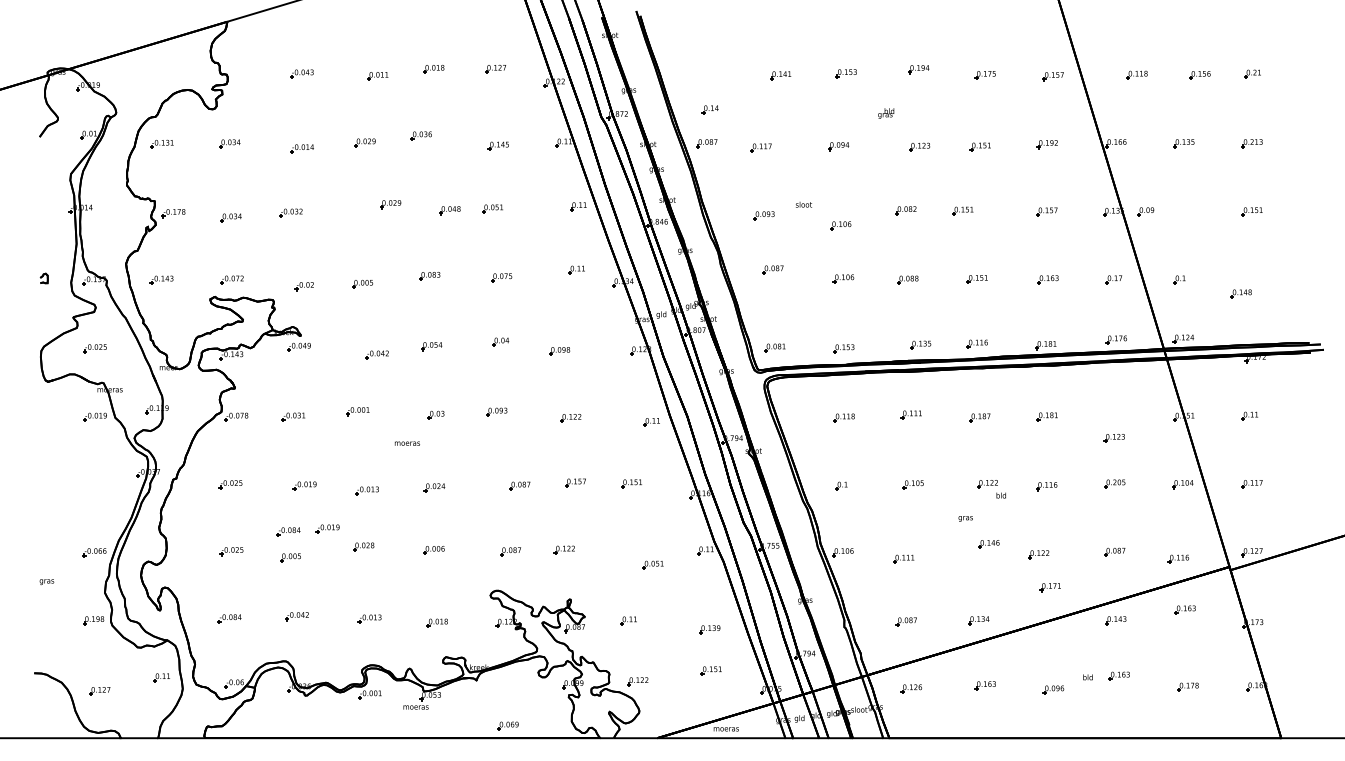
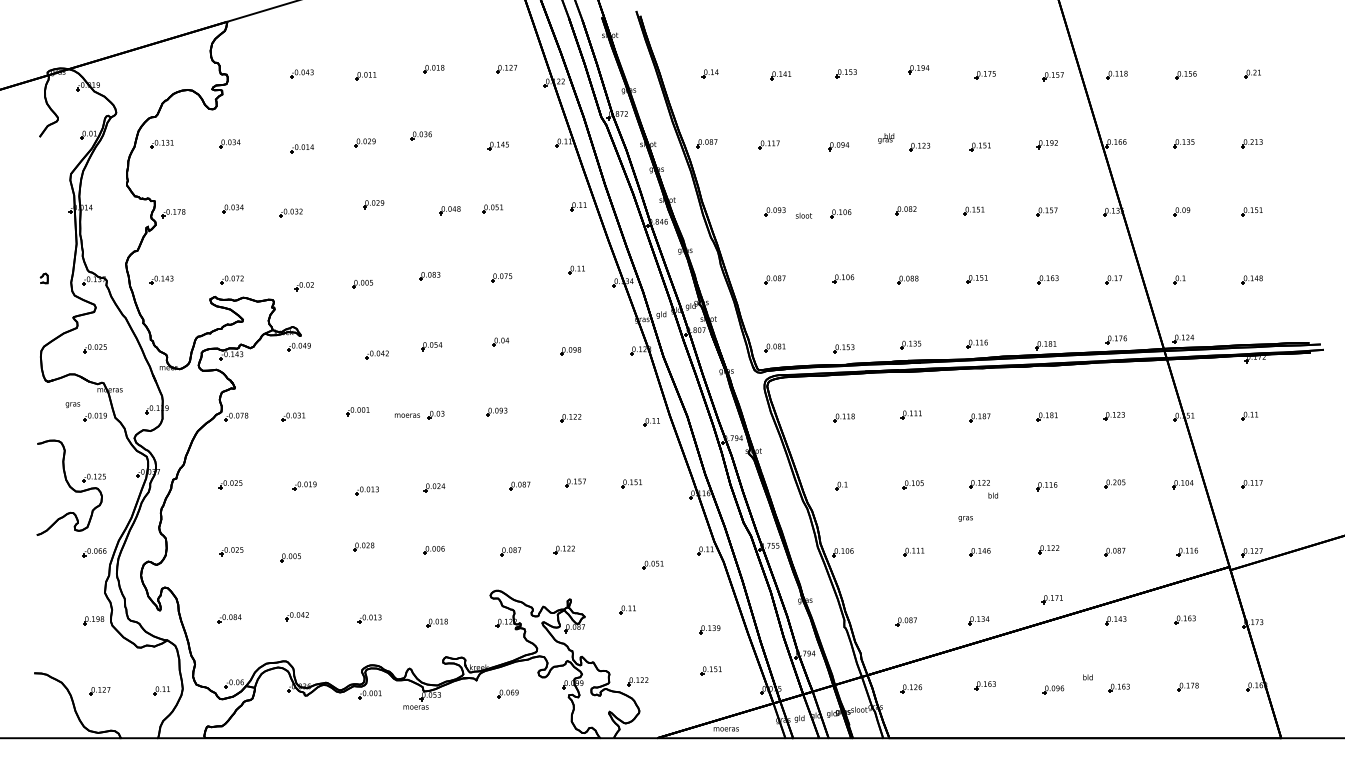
part position: (495, 69) -> (506, 69) (506, 69)
part position: (1136, 74) -> (1116, 74) (1116, 74)
part position: (1199, 75) -> (1185, 75) (1185, 75)
part position: (377, 76) -> (365, 76) (365, 76)
part position: (709, 109) -> (709, 73) (709, 73)
text position: (886, 113) -> (886, 138) (886, 138)
part position: (760, 147) -> (768, 144) (768, 144)
part position: (390, 204) -> (373, 204) (373, 204)
text position: (803, 204) -> (803, 215) (803, 215)
part position: (962, 210) -> (973, 210) (973, 210)
part position: (1145, 211) -> (1181, 211) (1181, 211)
part position: (763, 215) -> (774, 211) (774, 211)
part position: (230, 217) -> (232, 208) (232, 208)
part position: (840, 225) -> (840, 213) (840, 213)
part position: (772, 269) -> (774, 279) (774, 279)
part position: (1240, 293) -> (1251, 279) (1251, 279)
part position: (920, 344) -> (910, 344) (910, 344)
part position: (559, 351) -> (570, 351) (570, 351)
part position: (1113, 438) -> (1113, 416) (1113, 416)
text position: (406, 443) -> (406, 415) (406, 415)
part: none -> present (70, 487)
part position: (991, 489) -> (983, 489) (983, 489)
part: present -> none (327, 528)
part: present -> none (288, 531)
part position: (988, 544) -> (979, 552) (979, 552)
part position: (1038, 554) -> (1048, 549) (1048, 549)
part position: (903, 558) -> (913, 551) (913, 551)
part position: (1177, 558) -> (1186, 551) (1186, 551)
text position: (46, 582) -> (72, 405) (72, 405)
part position: (1049, 587) -> (1051, 599) (1051, 599)
part position: (1184, 609) -> (1184, 619) (1184, 619)
part position: (628, 620) -> (627, 609) (627, 609)
part position: (1118, 675) -> (1118, 687) (1118, 687)
part position: (161, 677) -> (161, 690) (161, 690)
part position: (507, 725) -> (507, 693) (507, 693)
